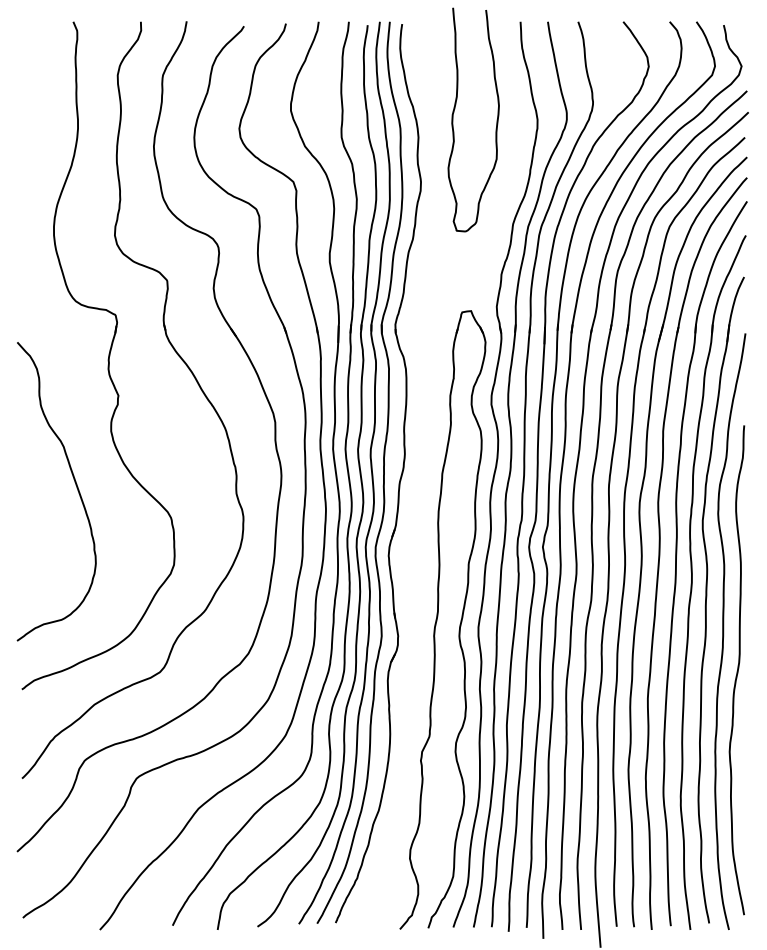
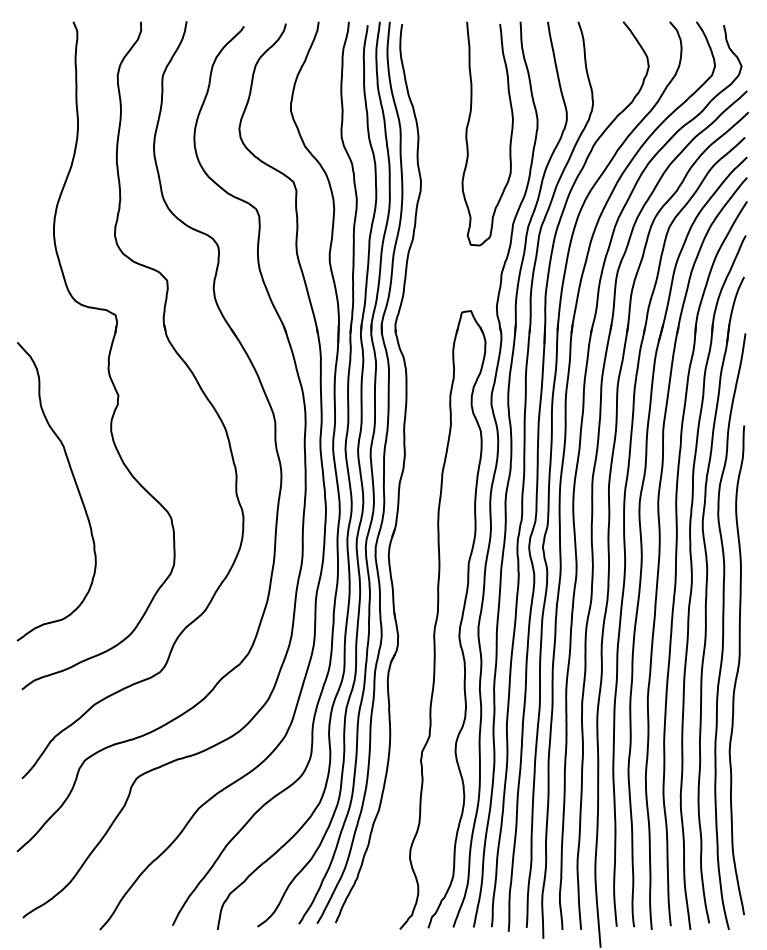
curve position: (453, 119) -> (467, 133) (467, 133)
